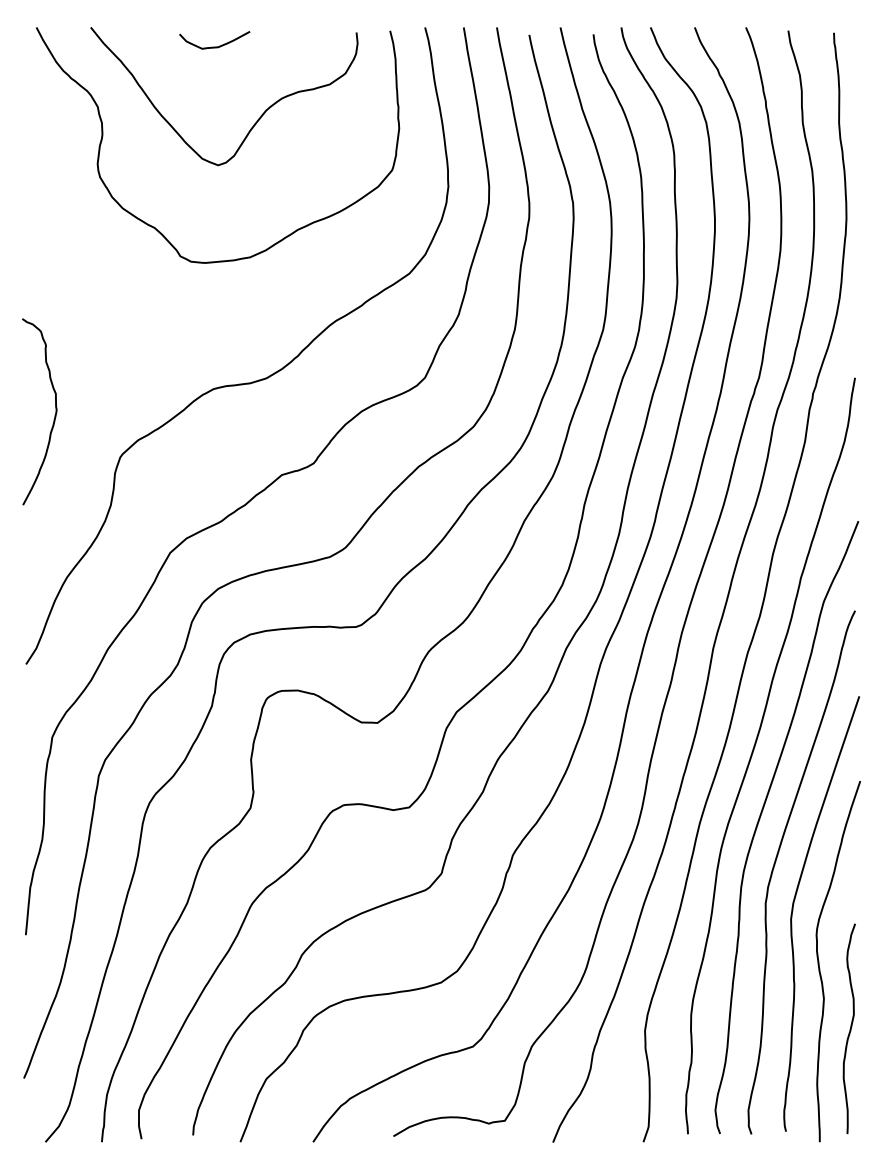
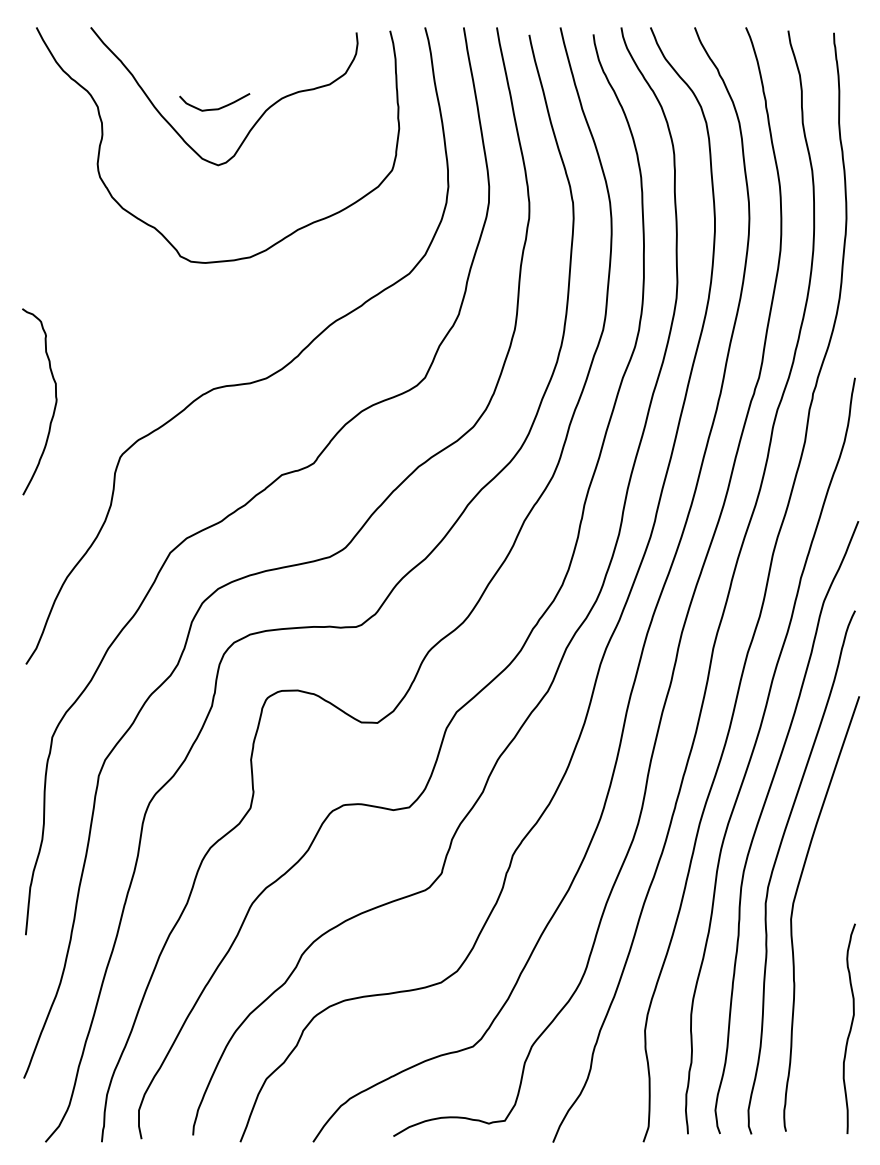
curve position: (214, 46) -> (214, 108) (214, 108)
curve position: (54, 415) -> (54, 405) (54, 405)
curve: present -> none (819, 961)
